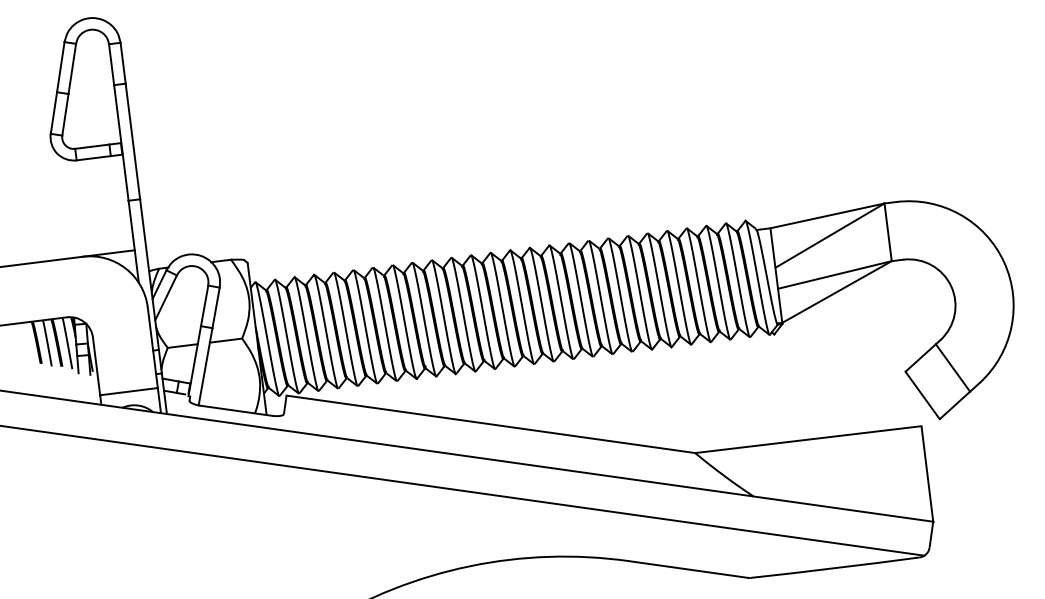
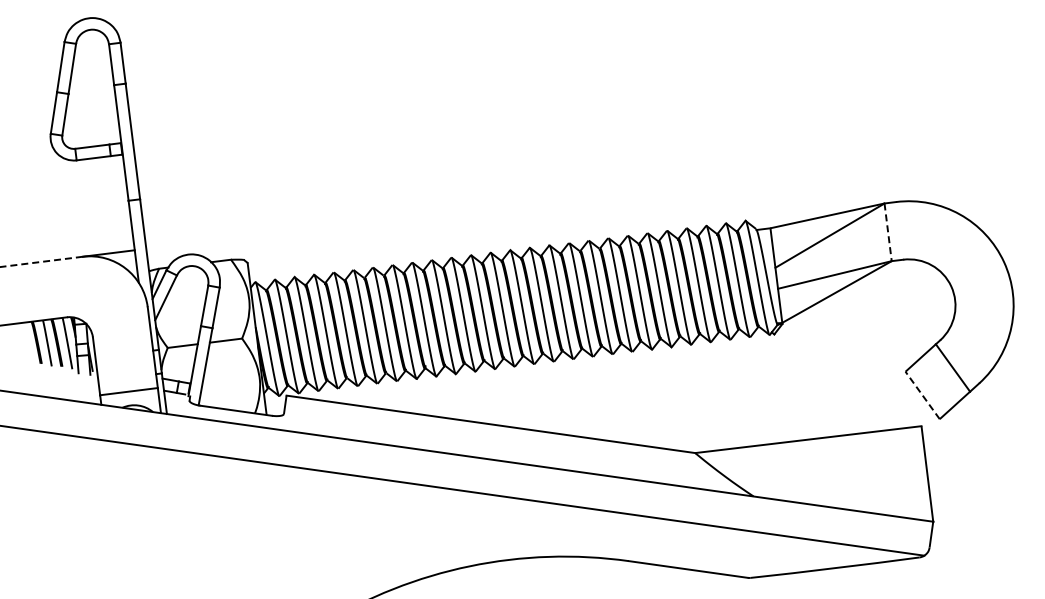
line: solid -> dashed (888, 232)
line: solid -> dashed (41, 261)
line: solid -> dashed (922, 395)
